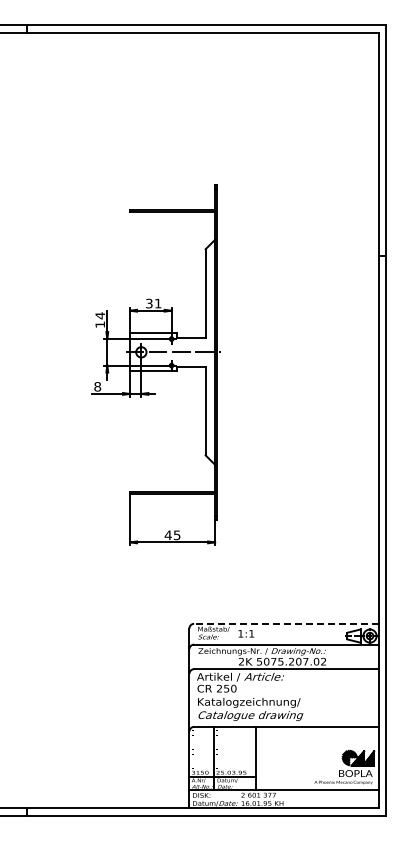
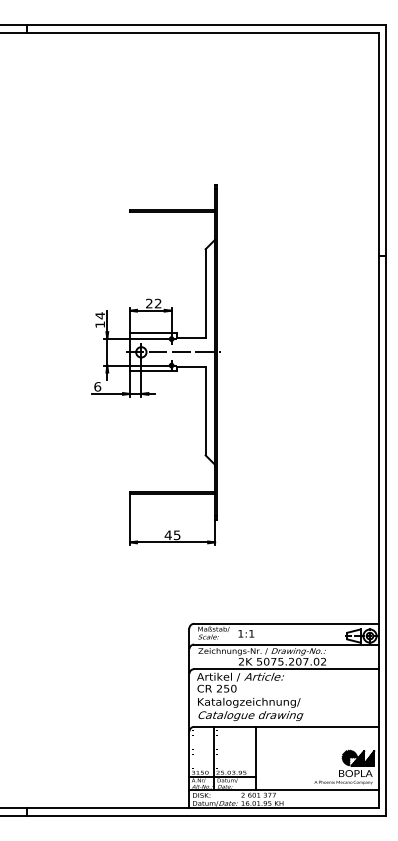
text: 31 -> 22 (153, 303)
text: 8 -> 6 (97, 386)
line: dashed -> solid (285, 623)
